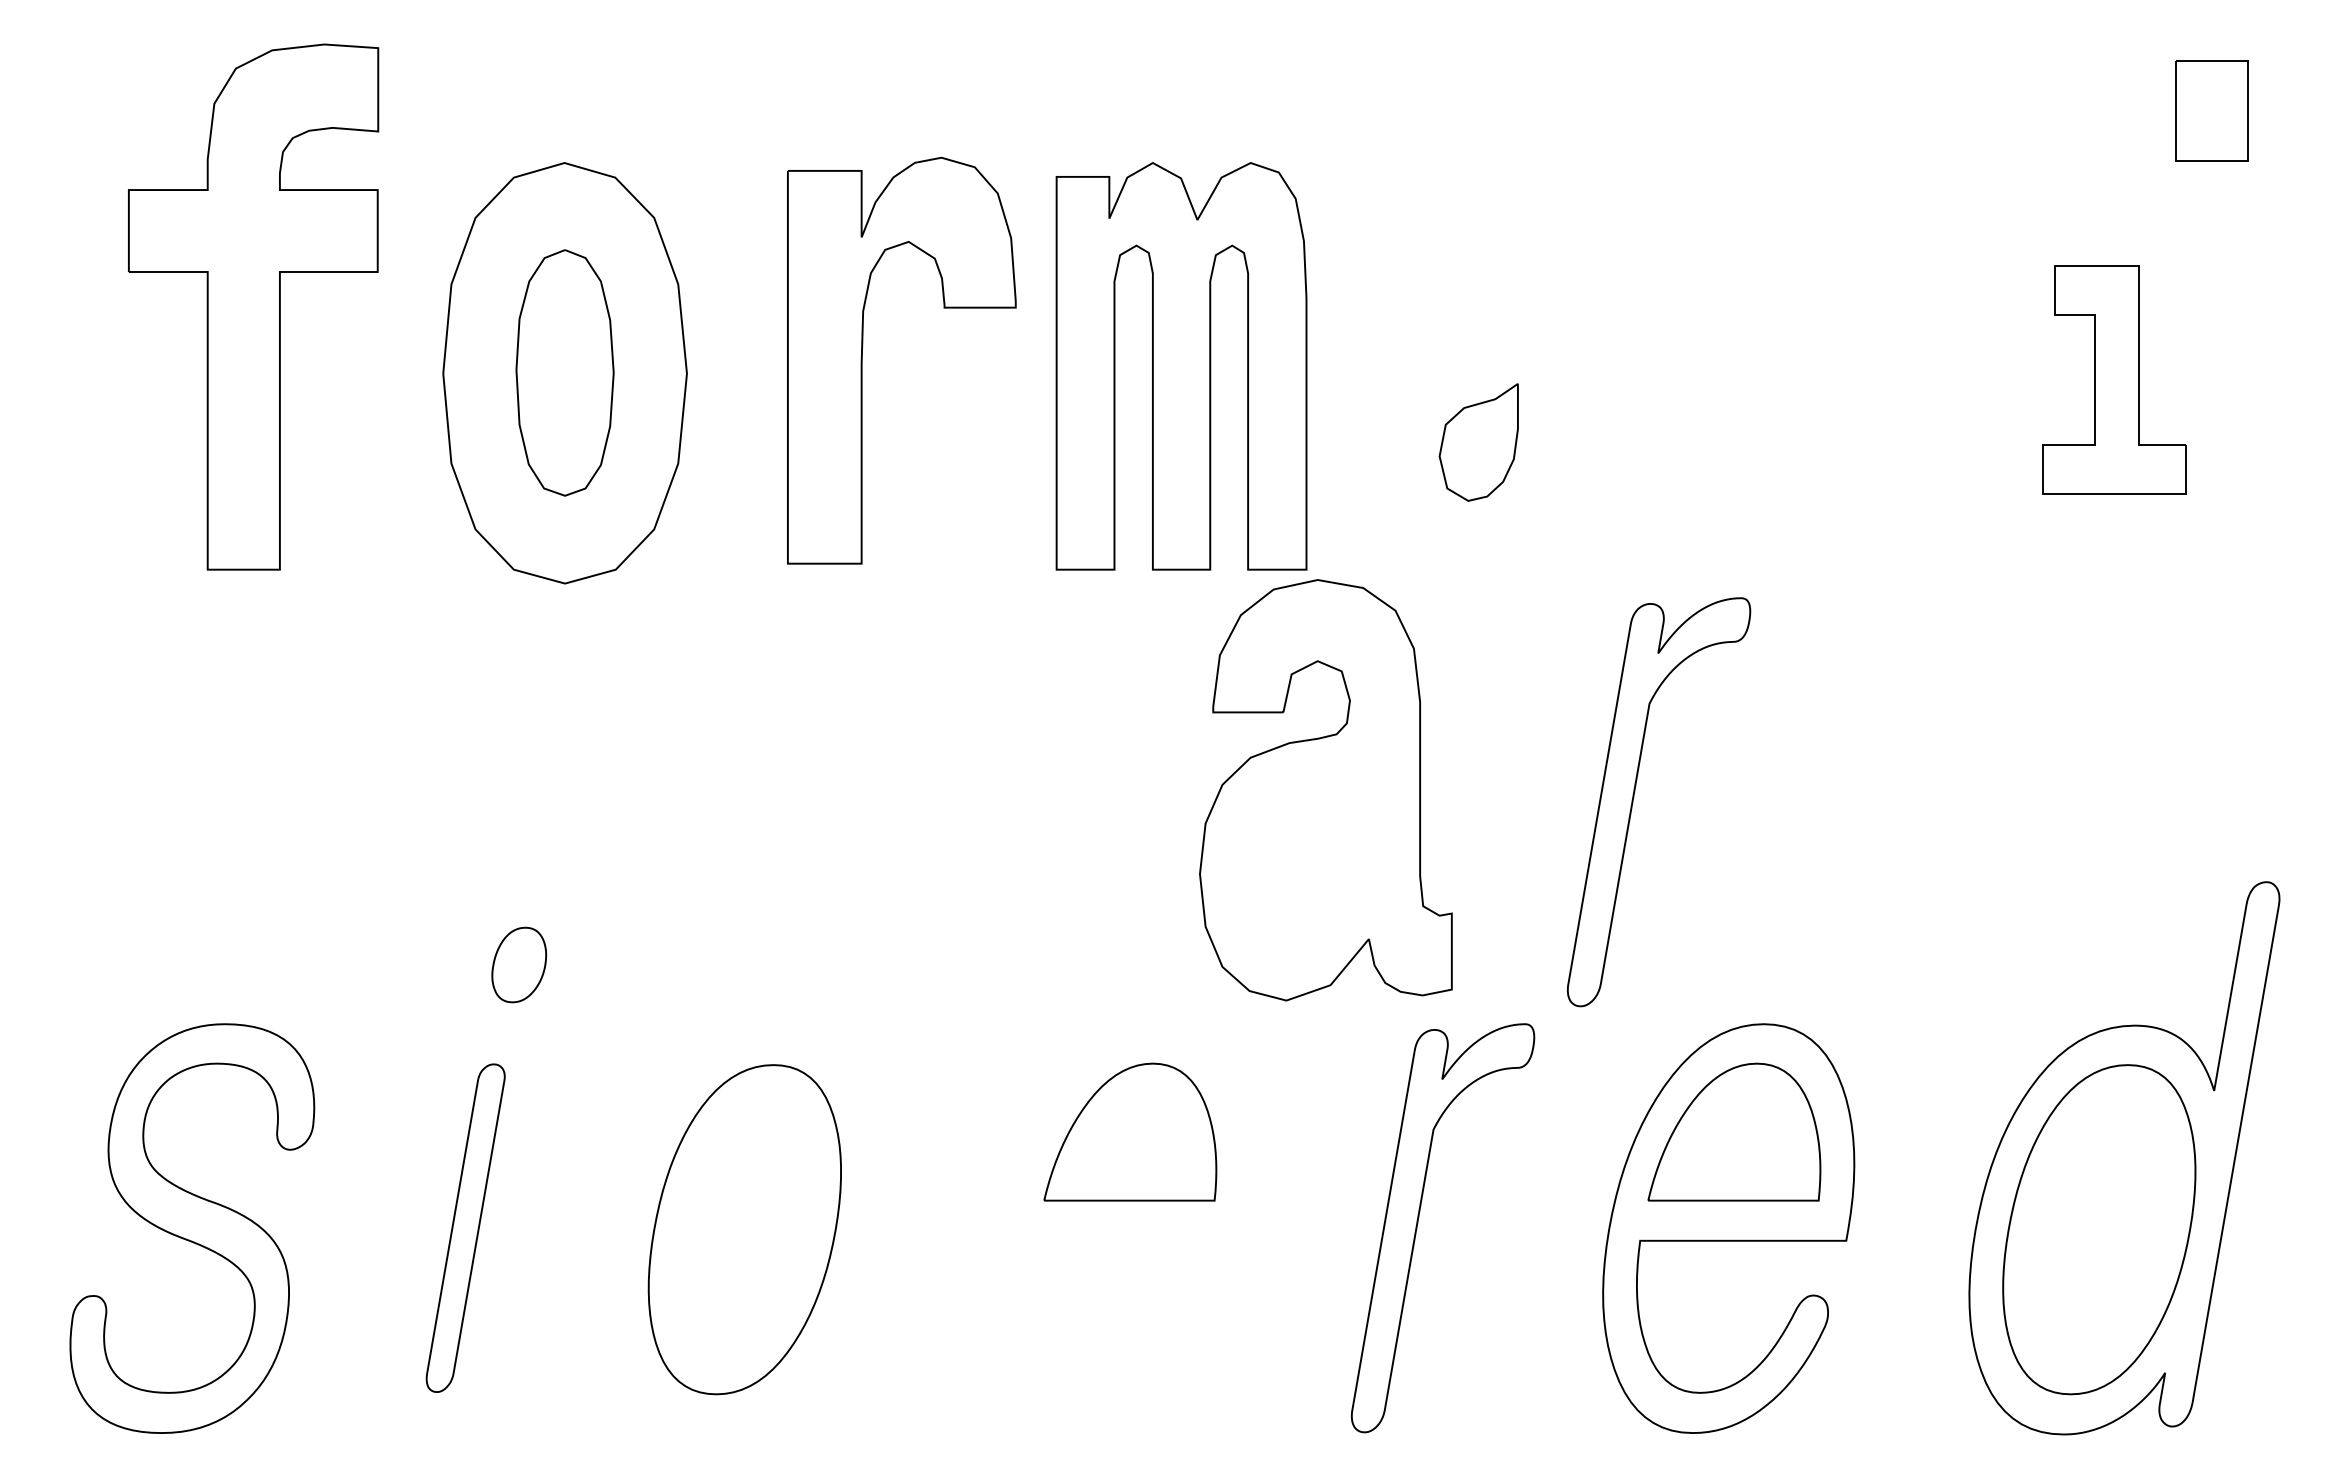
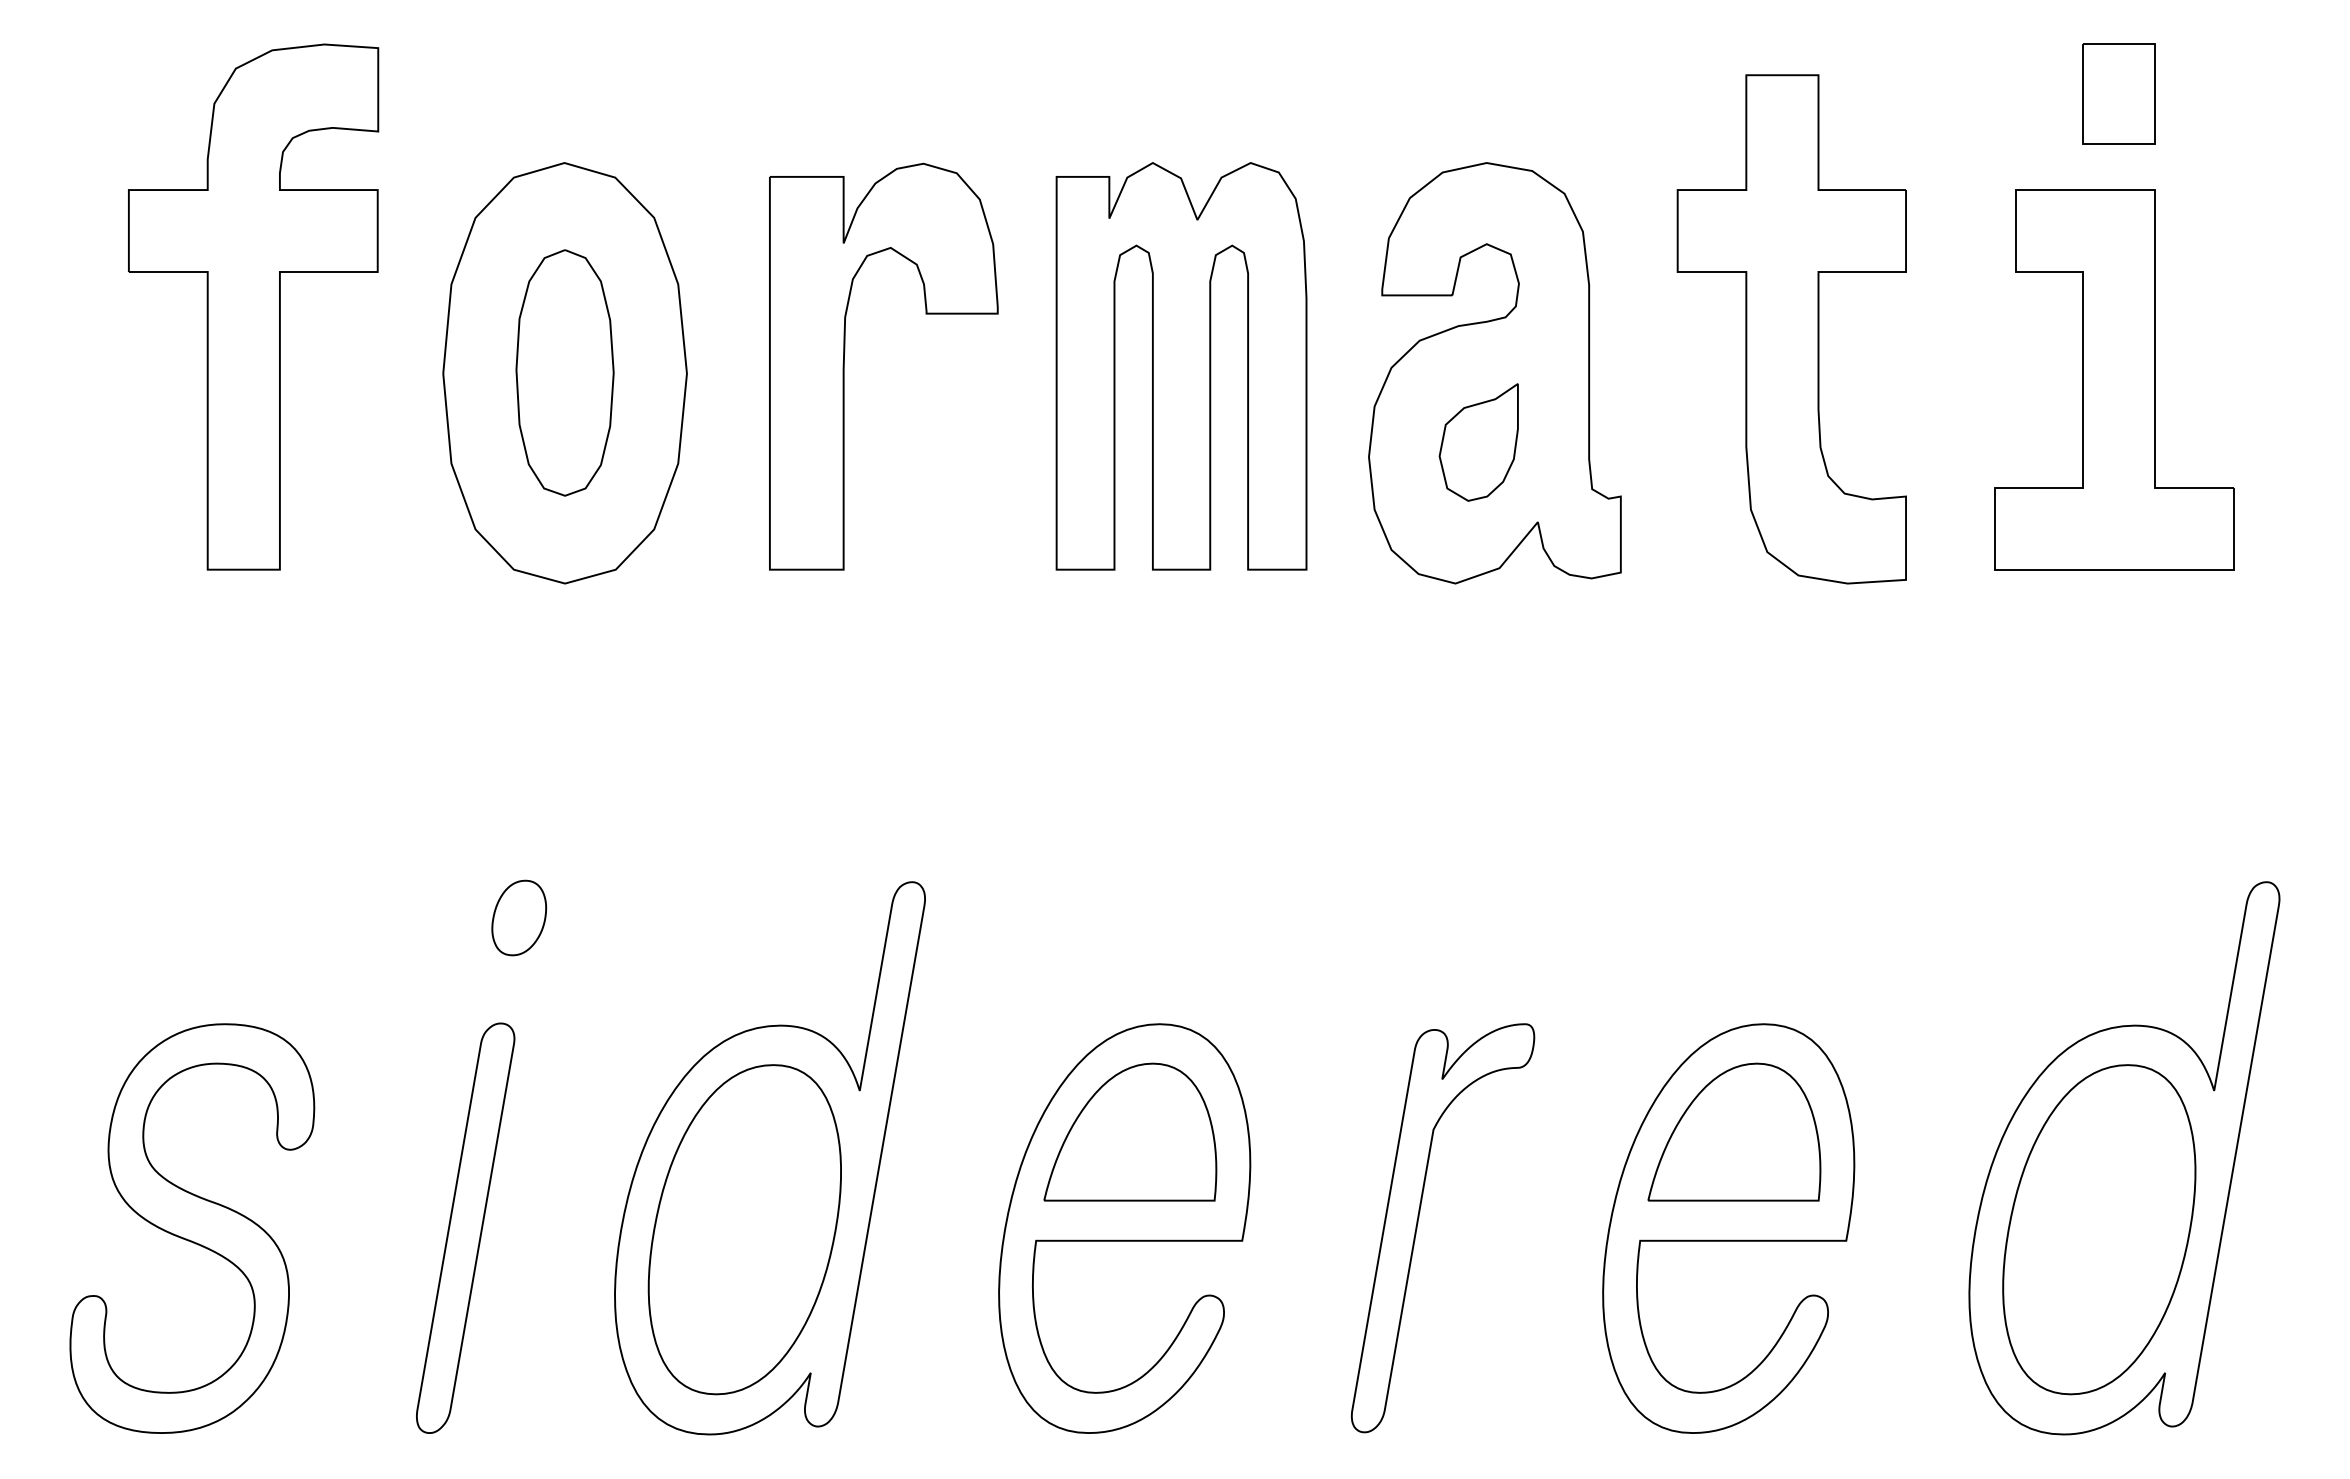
part position: (2211, 110) -> (2118, 93) (2118, 93)
part: none -> present (1791, 329)
part position: (862, 360) -> (844, 366) (844, 366)
part size: 145x230 px -> 241x382 px (2114, 379)
part position: (1325, 790) -> (1494, 373) (1494, 373)
part: present -> none (1634, 797)
part position: (519, 964) -> (519, 917) (519, 917)
part: none -> present (769, 1158)
part size: 81x330 px -> 100x412 px (465, 1227)
part: none -> present (1124, 1228)
